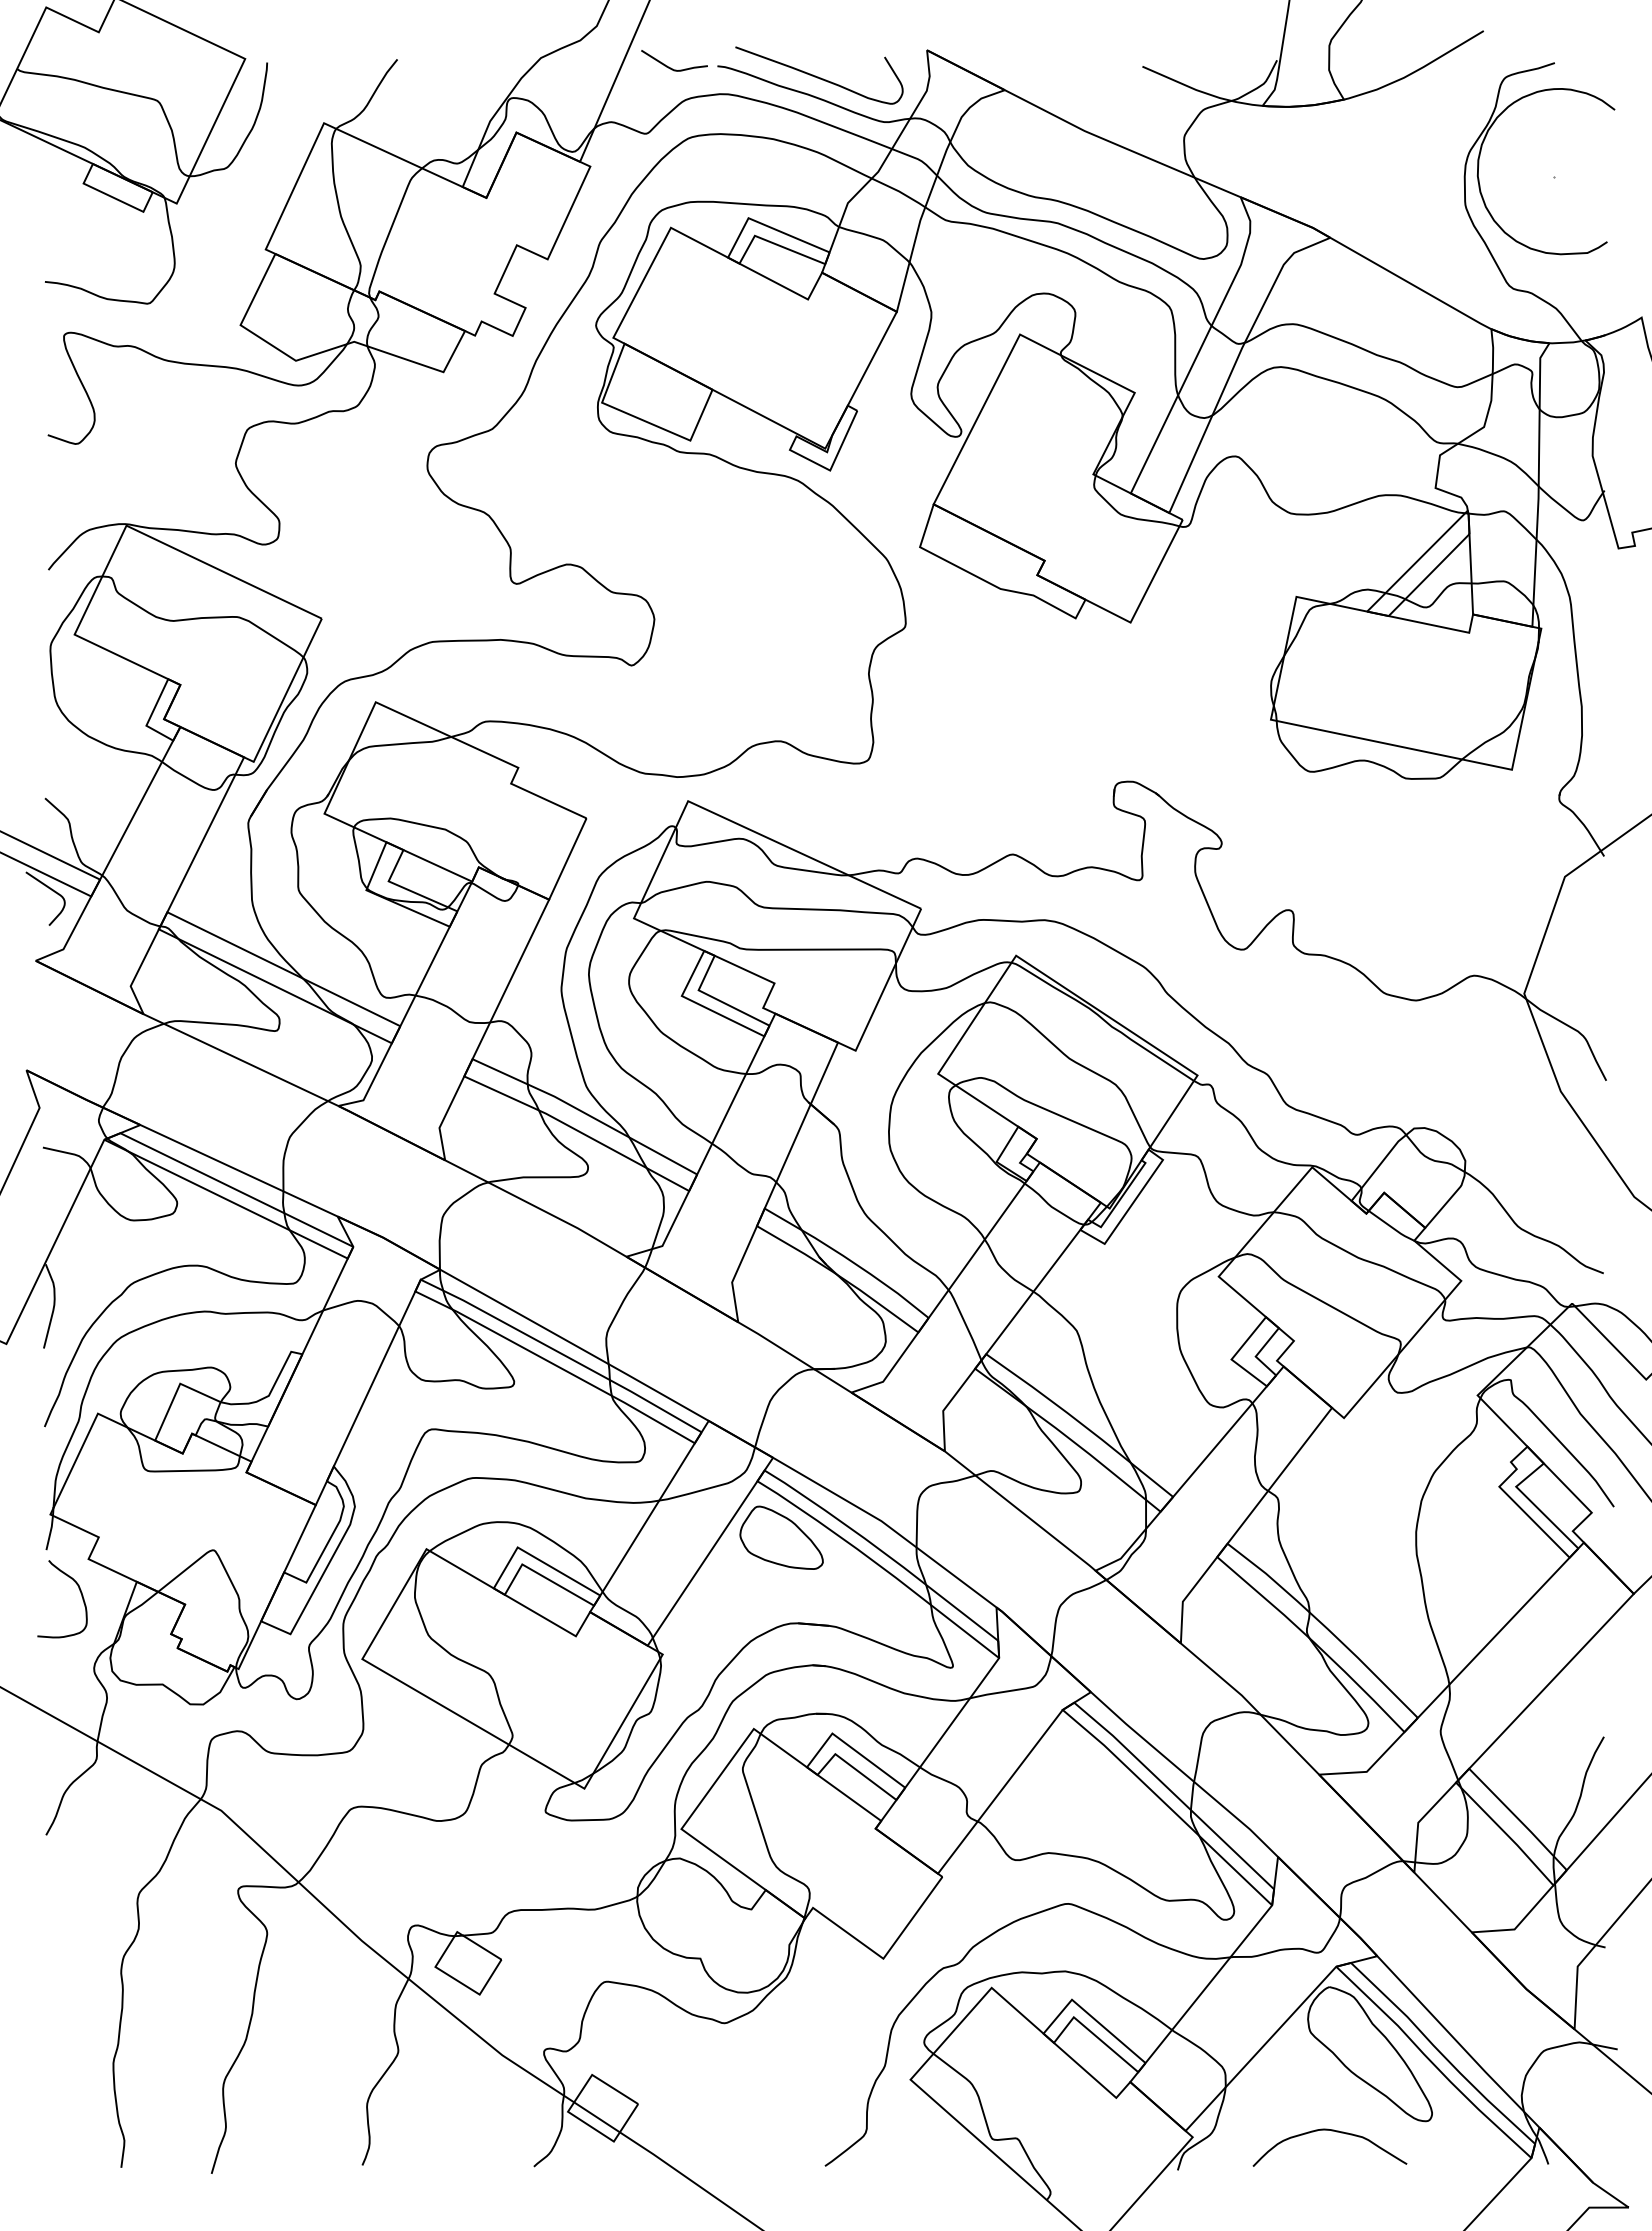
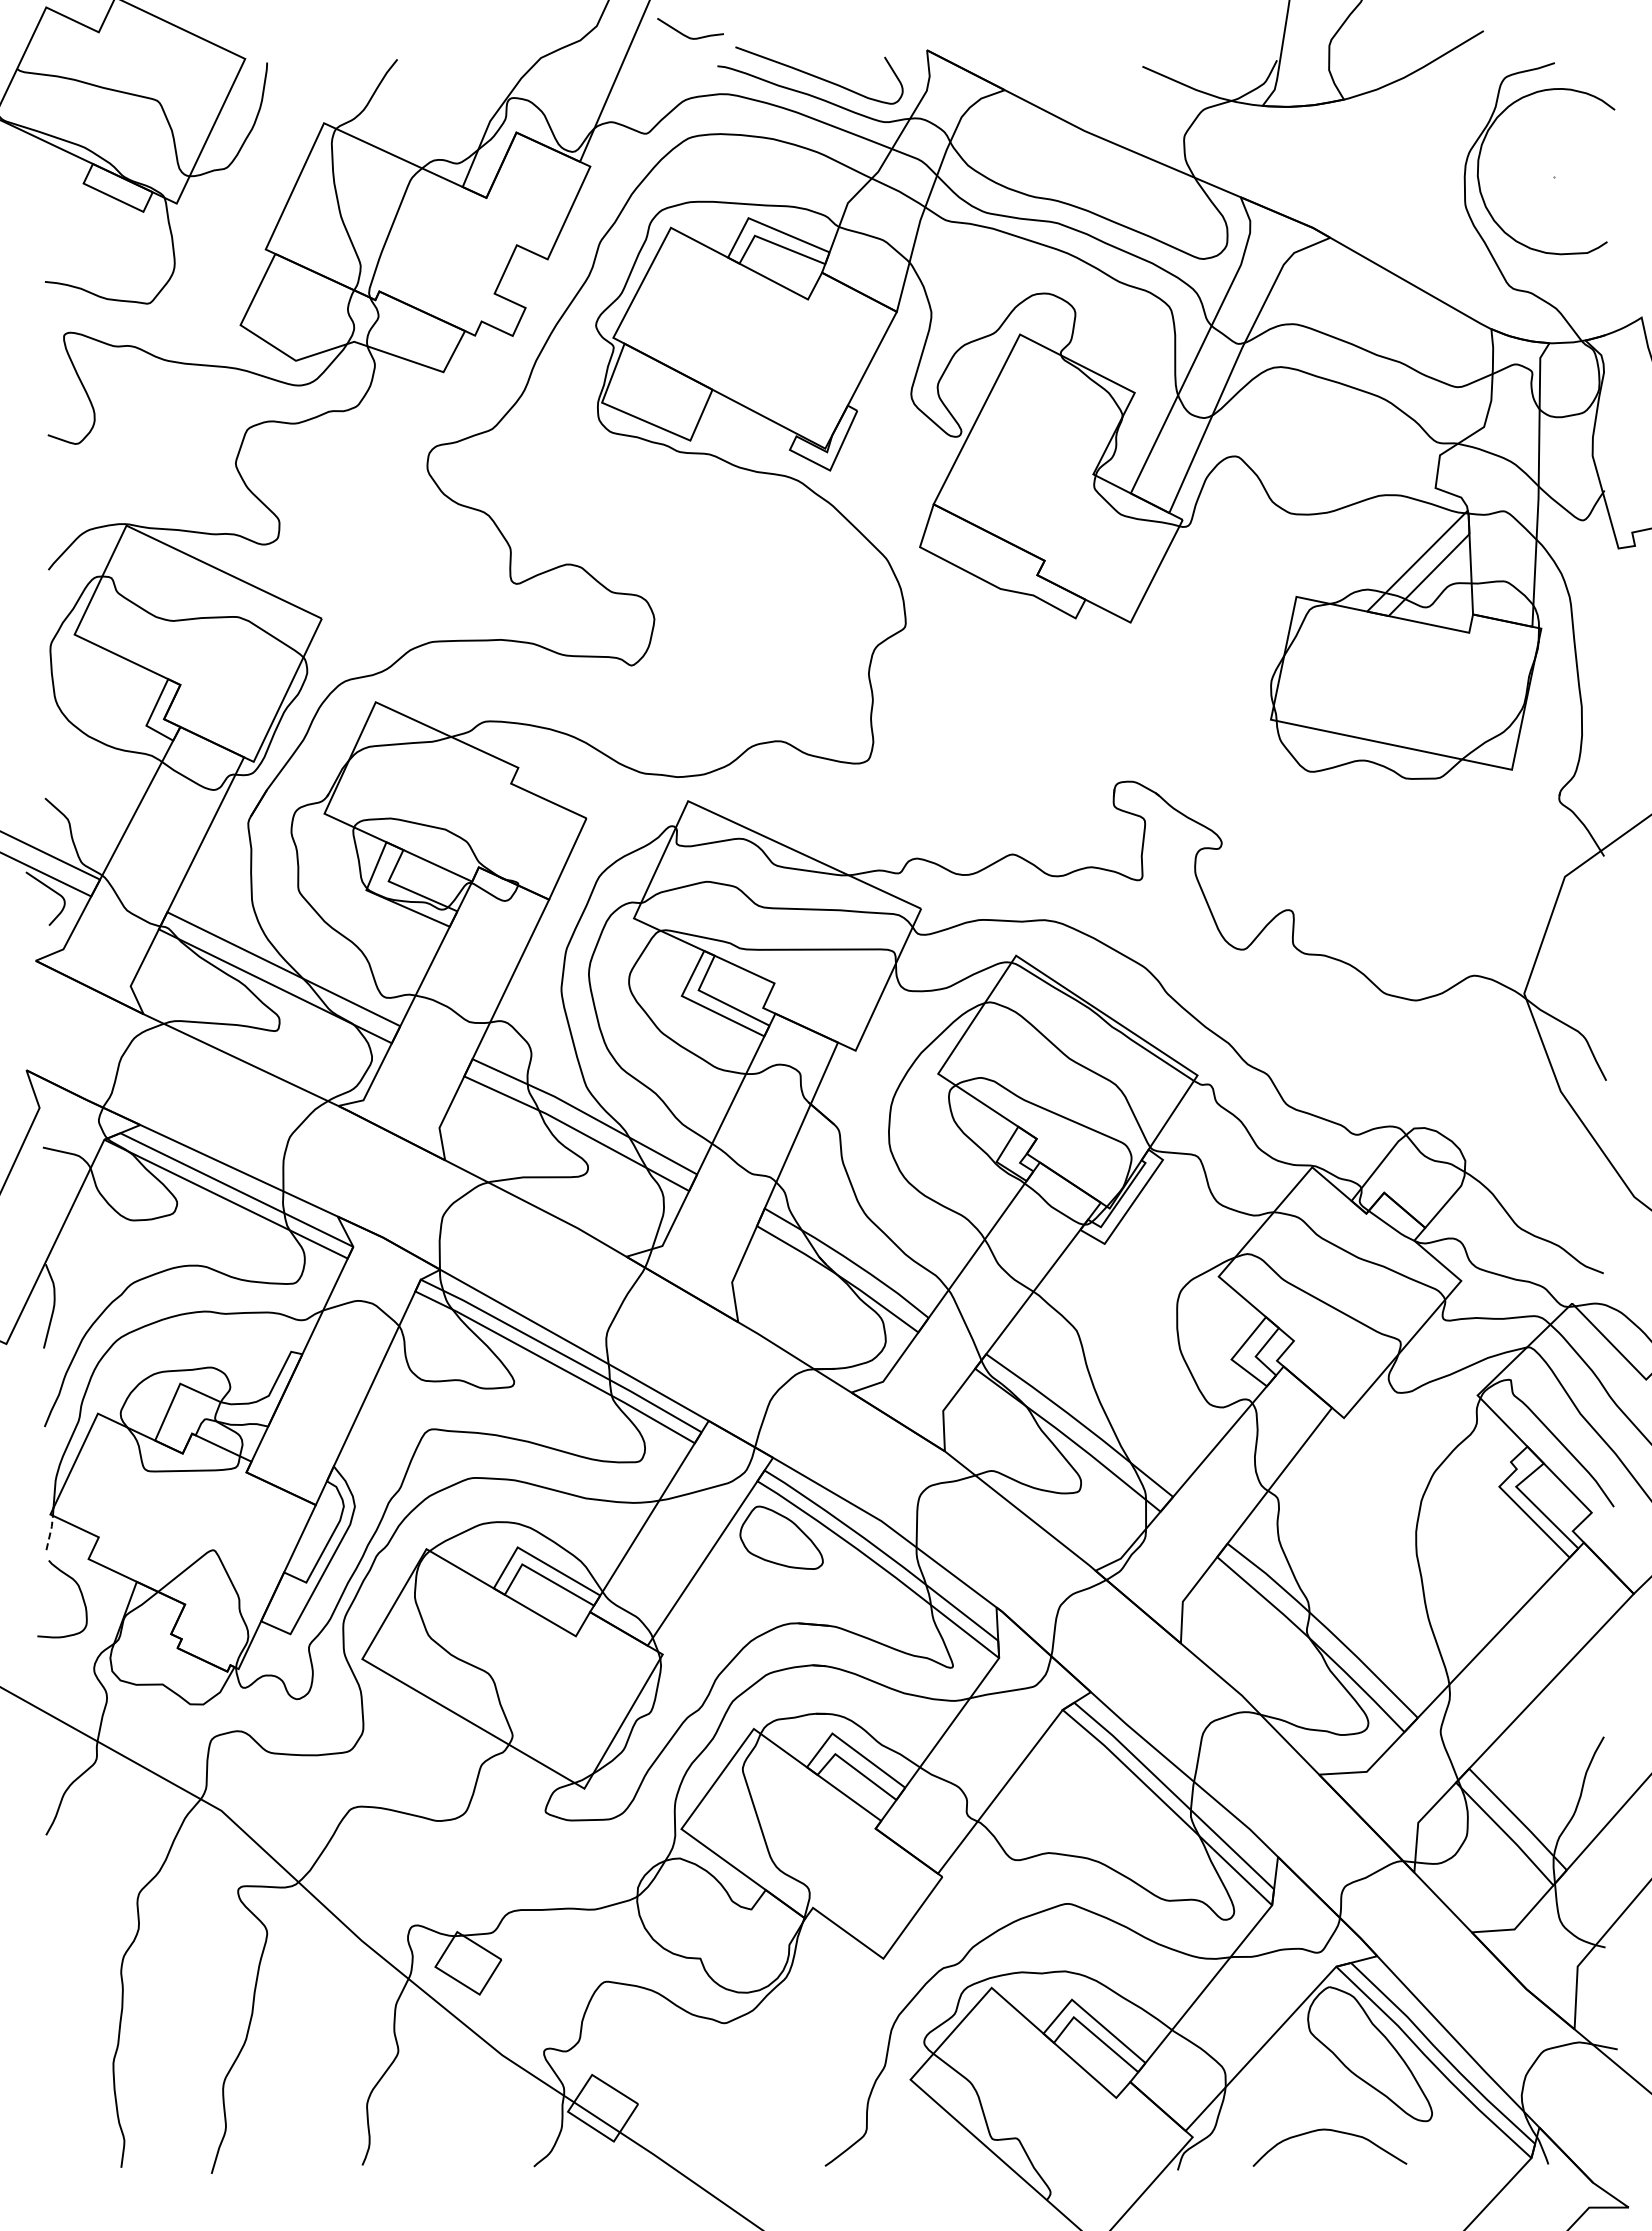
curve position: (669, 66) -> (685, 34) (685, 34)
line: solid -> dashed (50, 1531)
